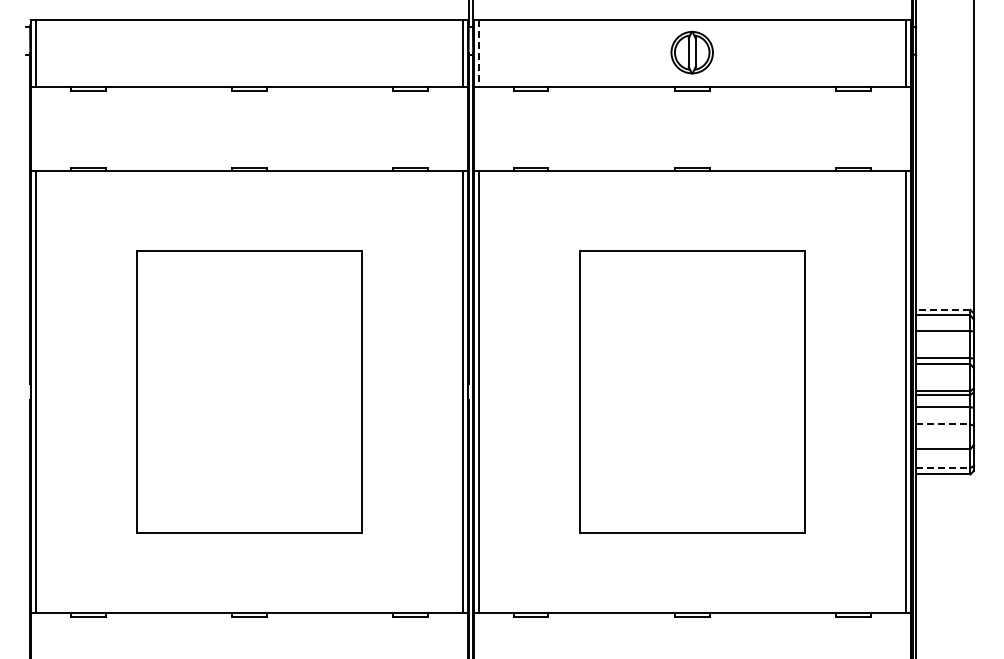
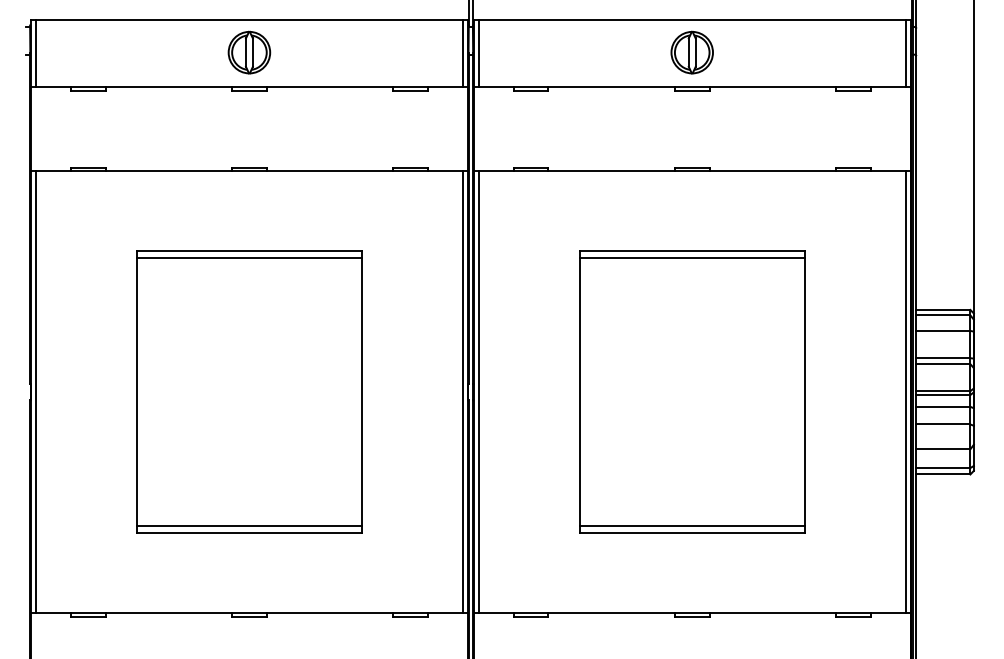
part: none -> present (249, 52)
line: dashed -> solid (478, 53)
line: none -> present (249, 257)
line: none -> present (691, 257)
line: dashed -> solid (942, 309)
line: dashed -> solid (943, 424)
line: dashed -> solid (943, 468)
line: none -> present (249, 526)
line: none -> present (691, 526)
